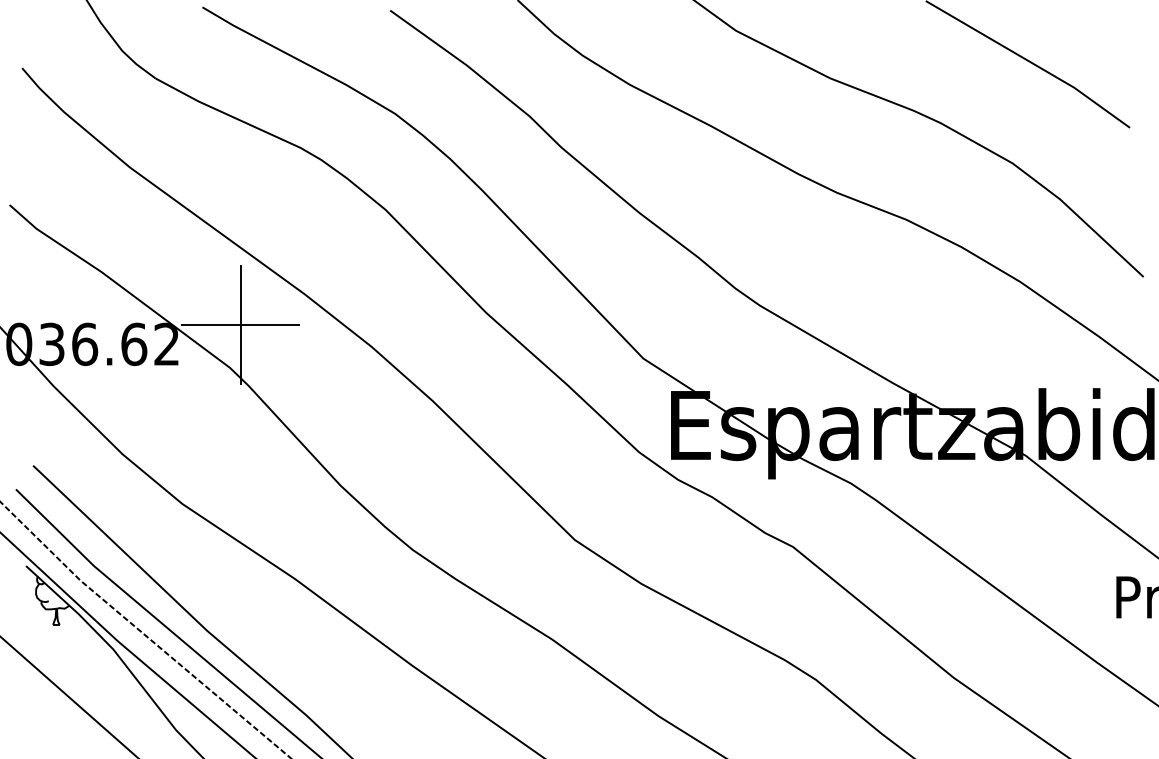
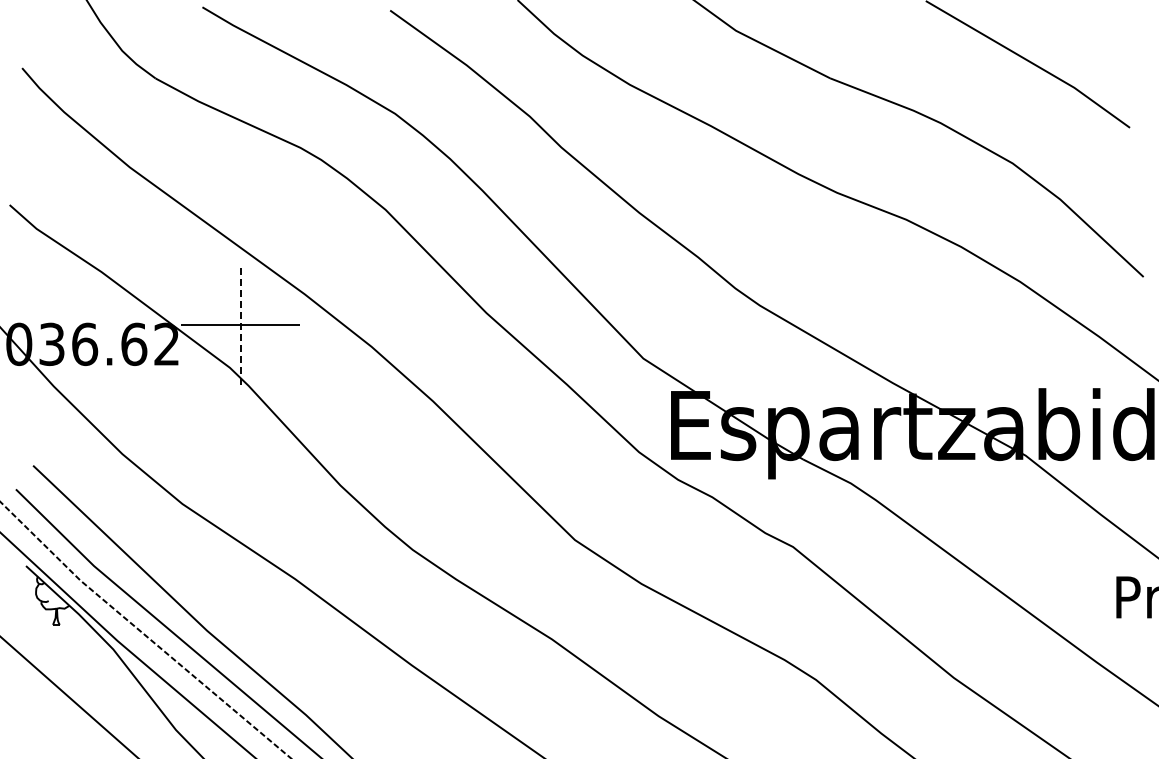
line: solid -> dashed (240, 325)
